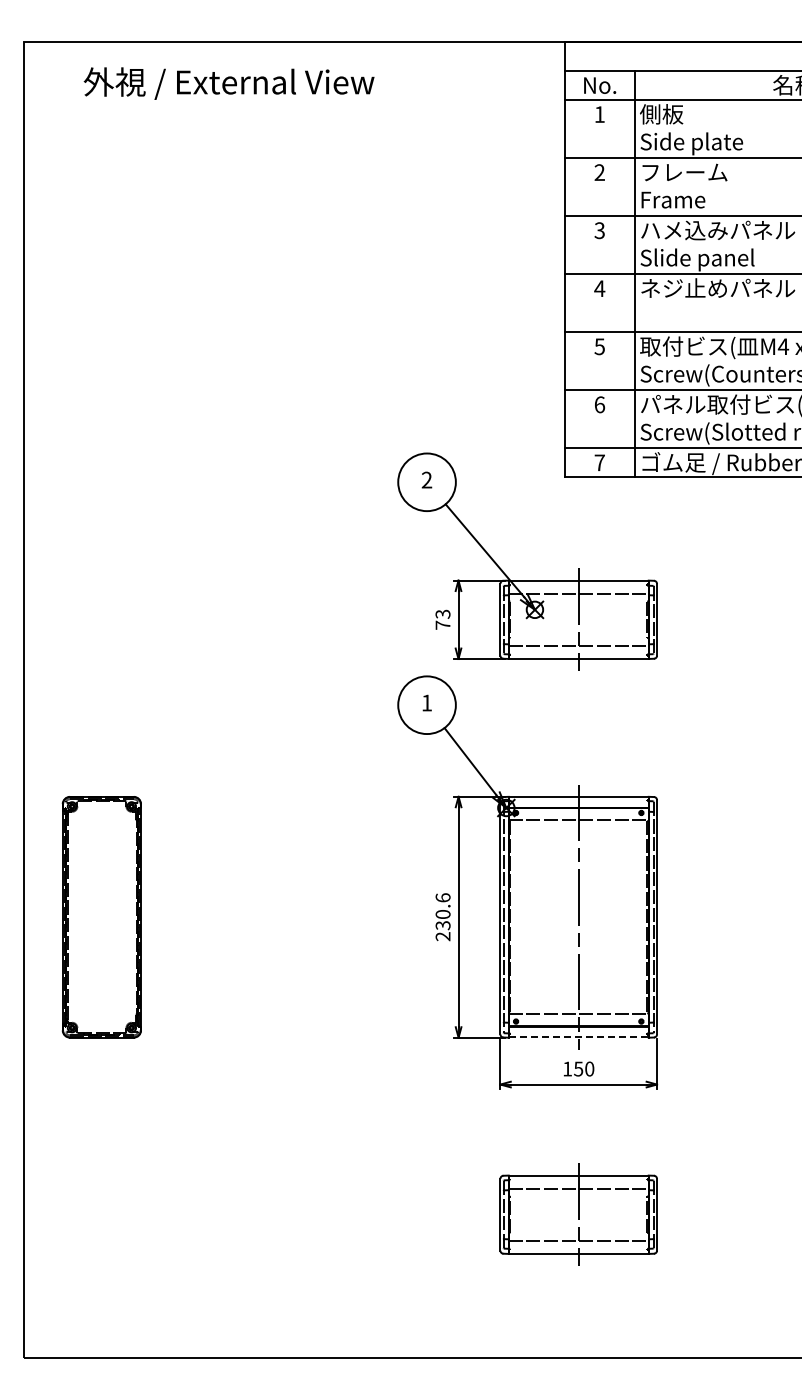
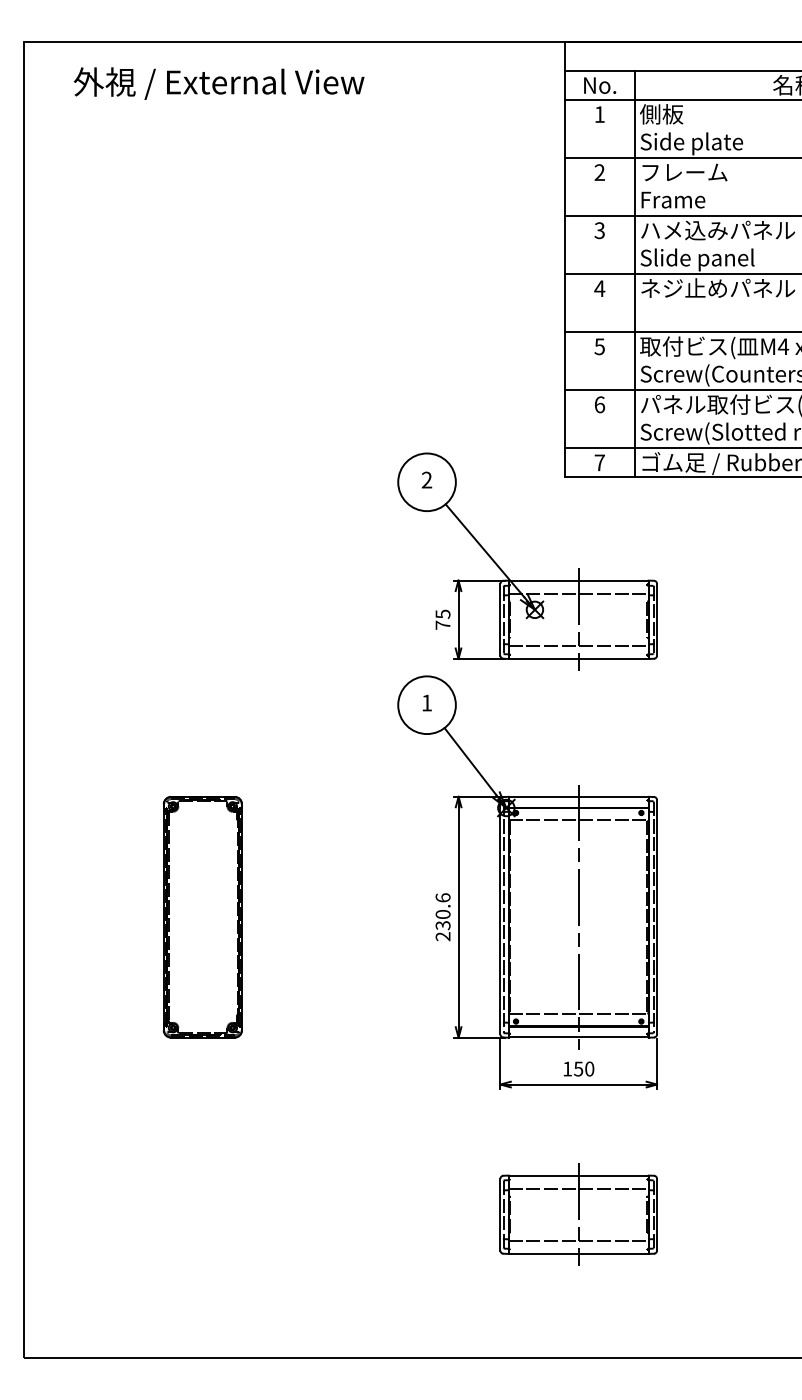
text position: (228, 83) -> (218, 83) (218, 83)
text: 73 -> 75 (442, 613)
part position: (101, 917) -> (202, 917) (202, 917)
line: dashed -> solid (578, 1037)
